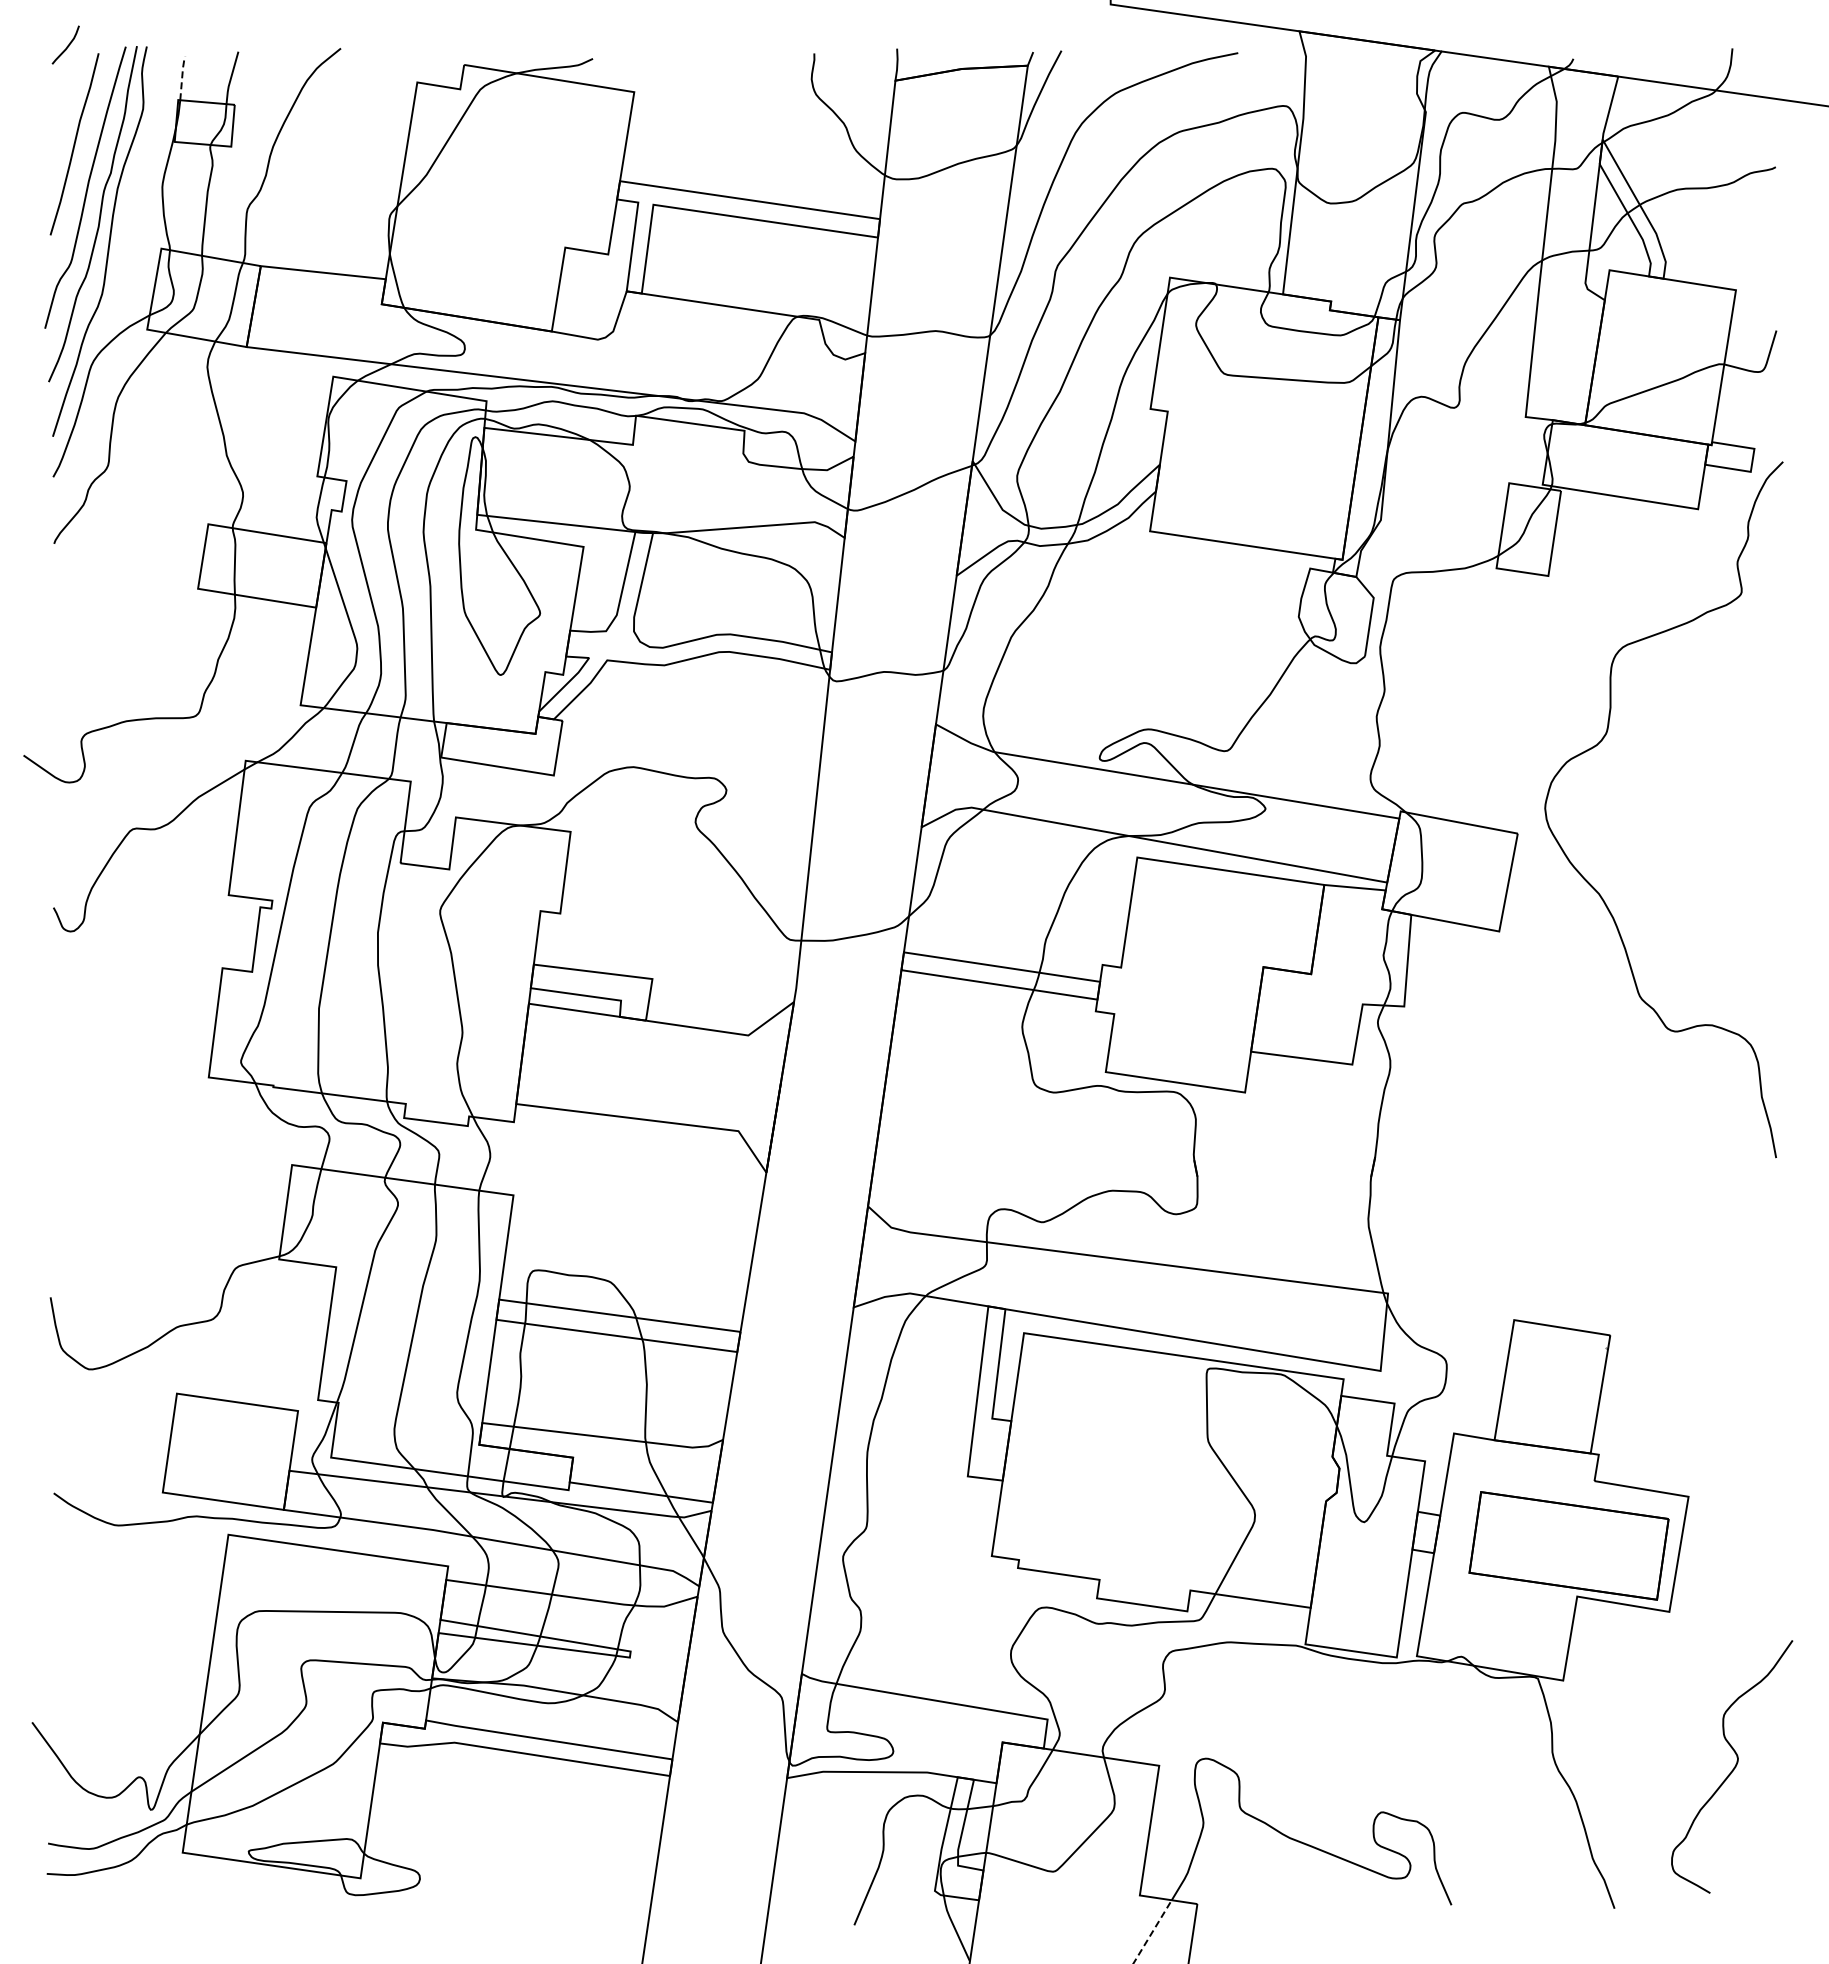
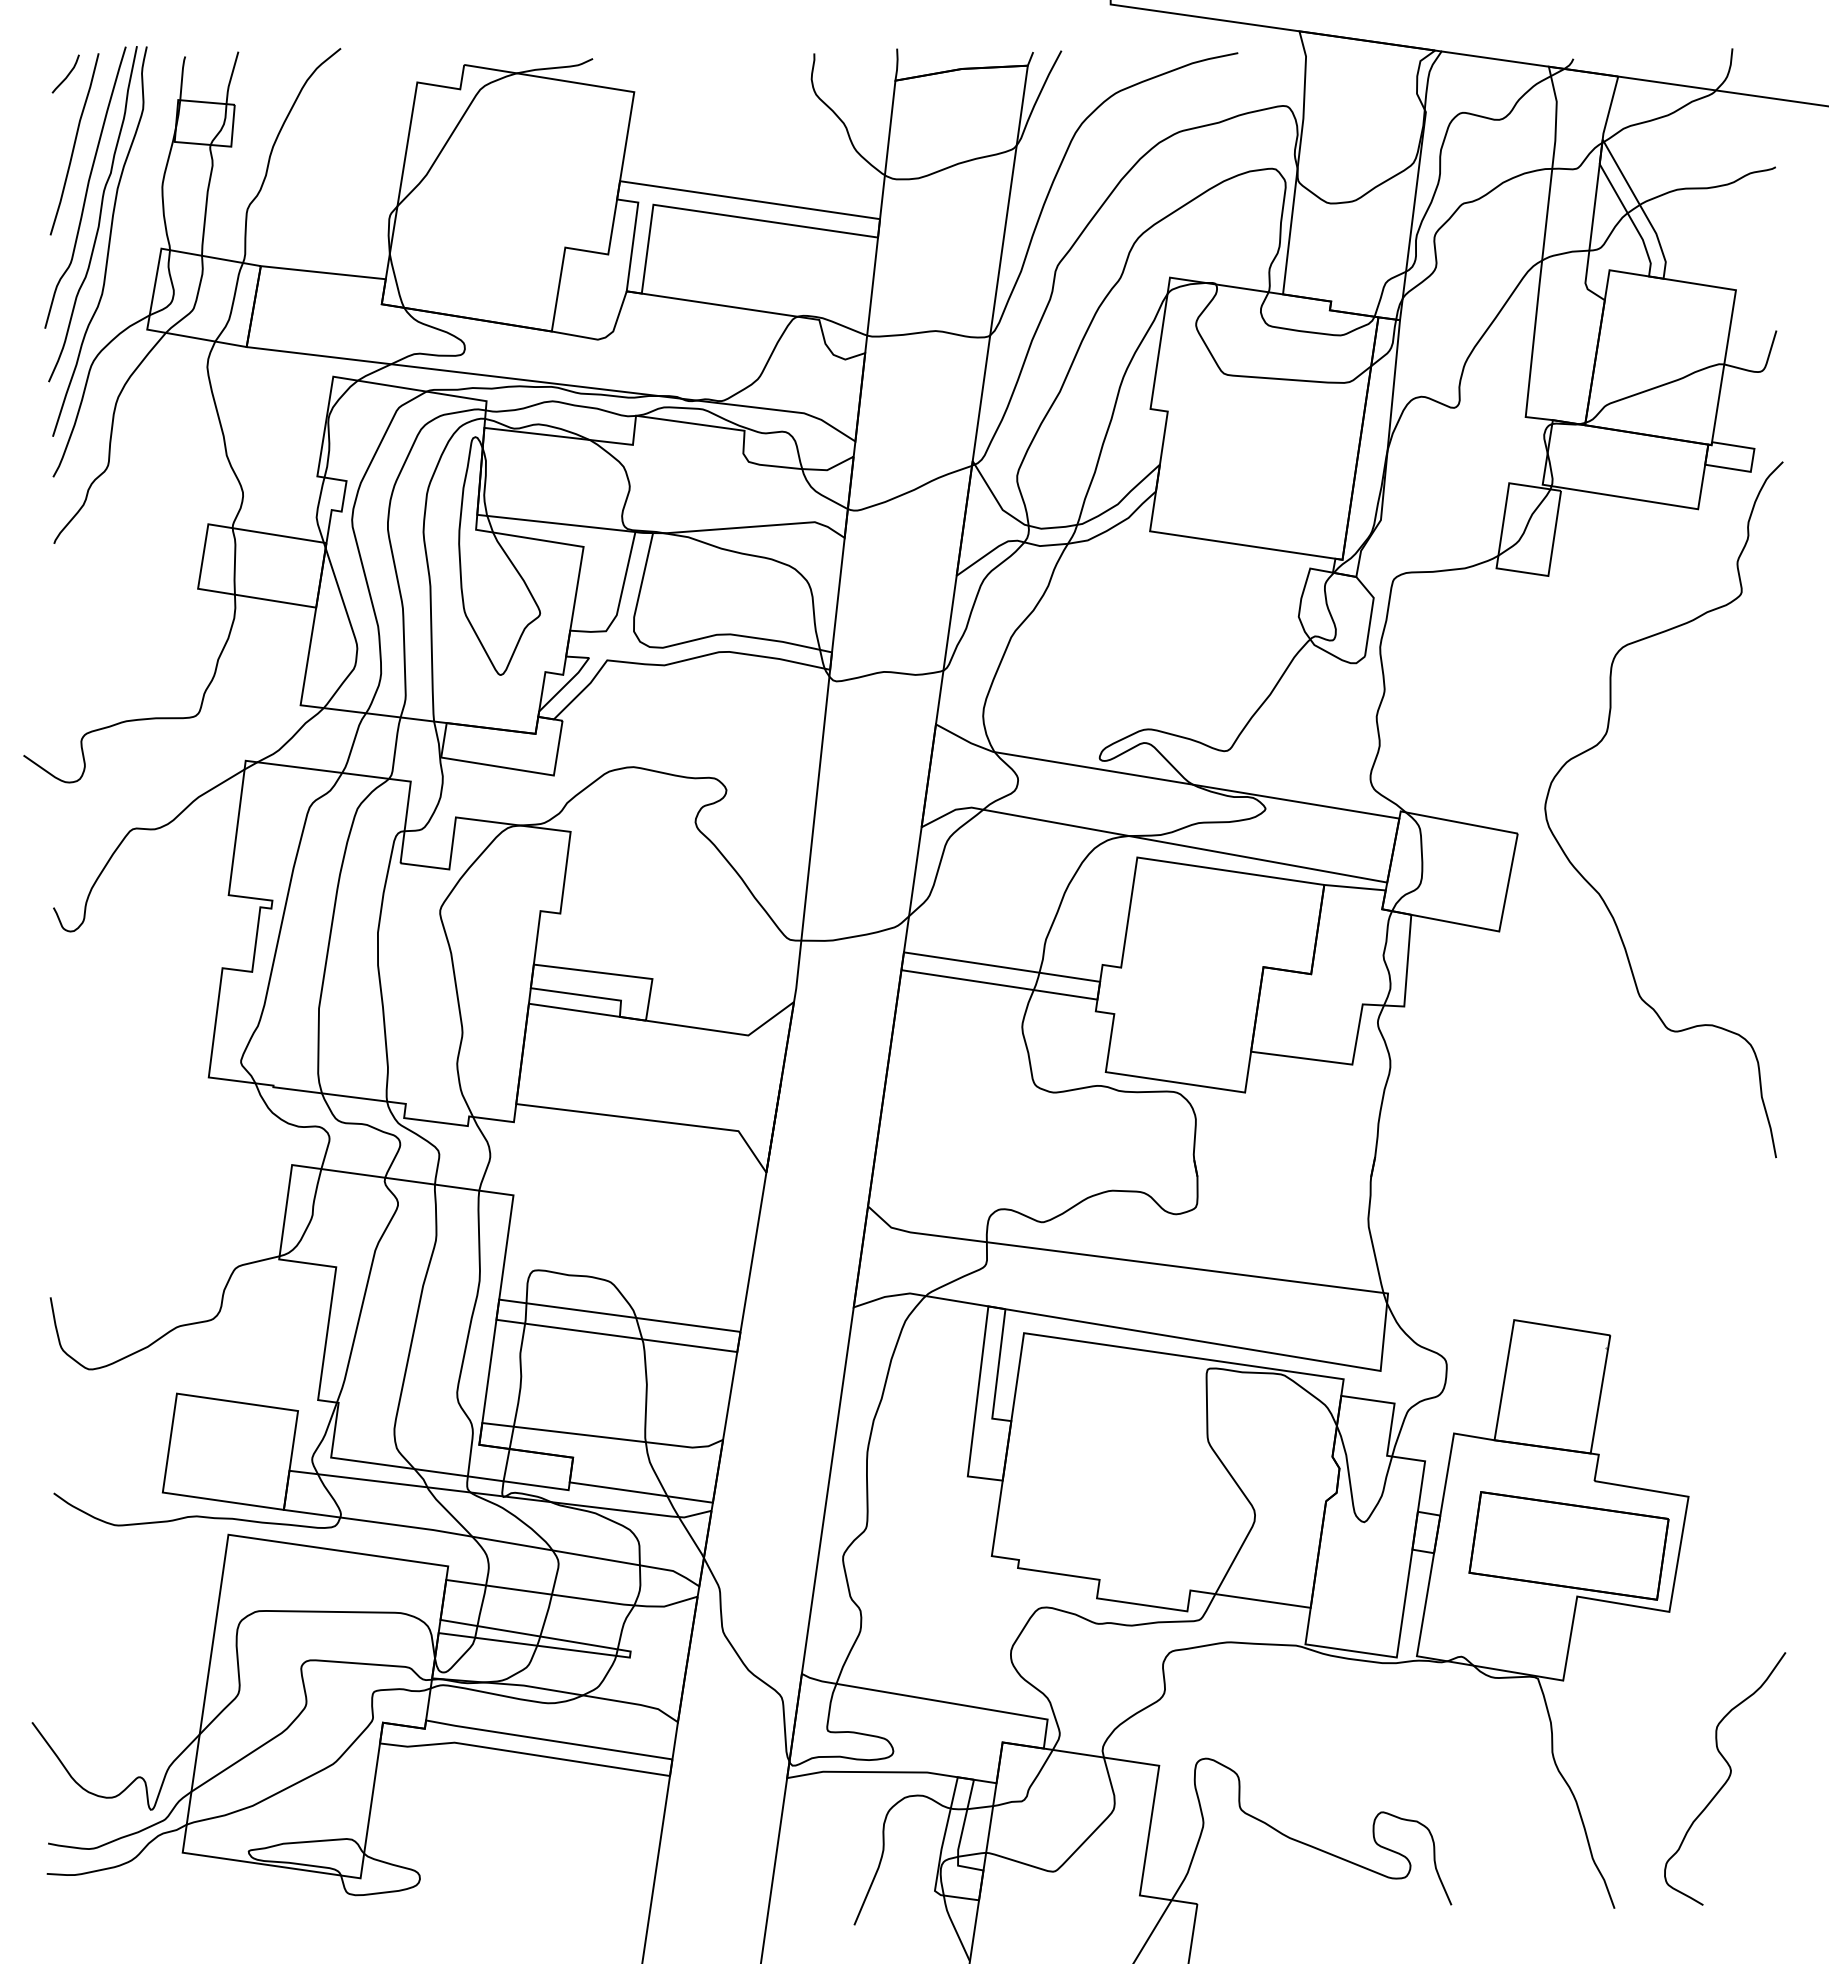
curve position: (67, 45) -> (67, 74) (67, 74)
line: dashed -> solid (182, 76)
curve position: (1733, 1767) -> (1726, 1779) (1726, 1779)
line: dashed -> solid (1152, 1931)
